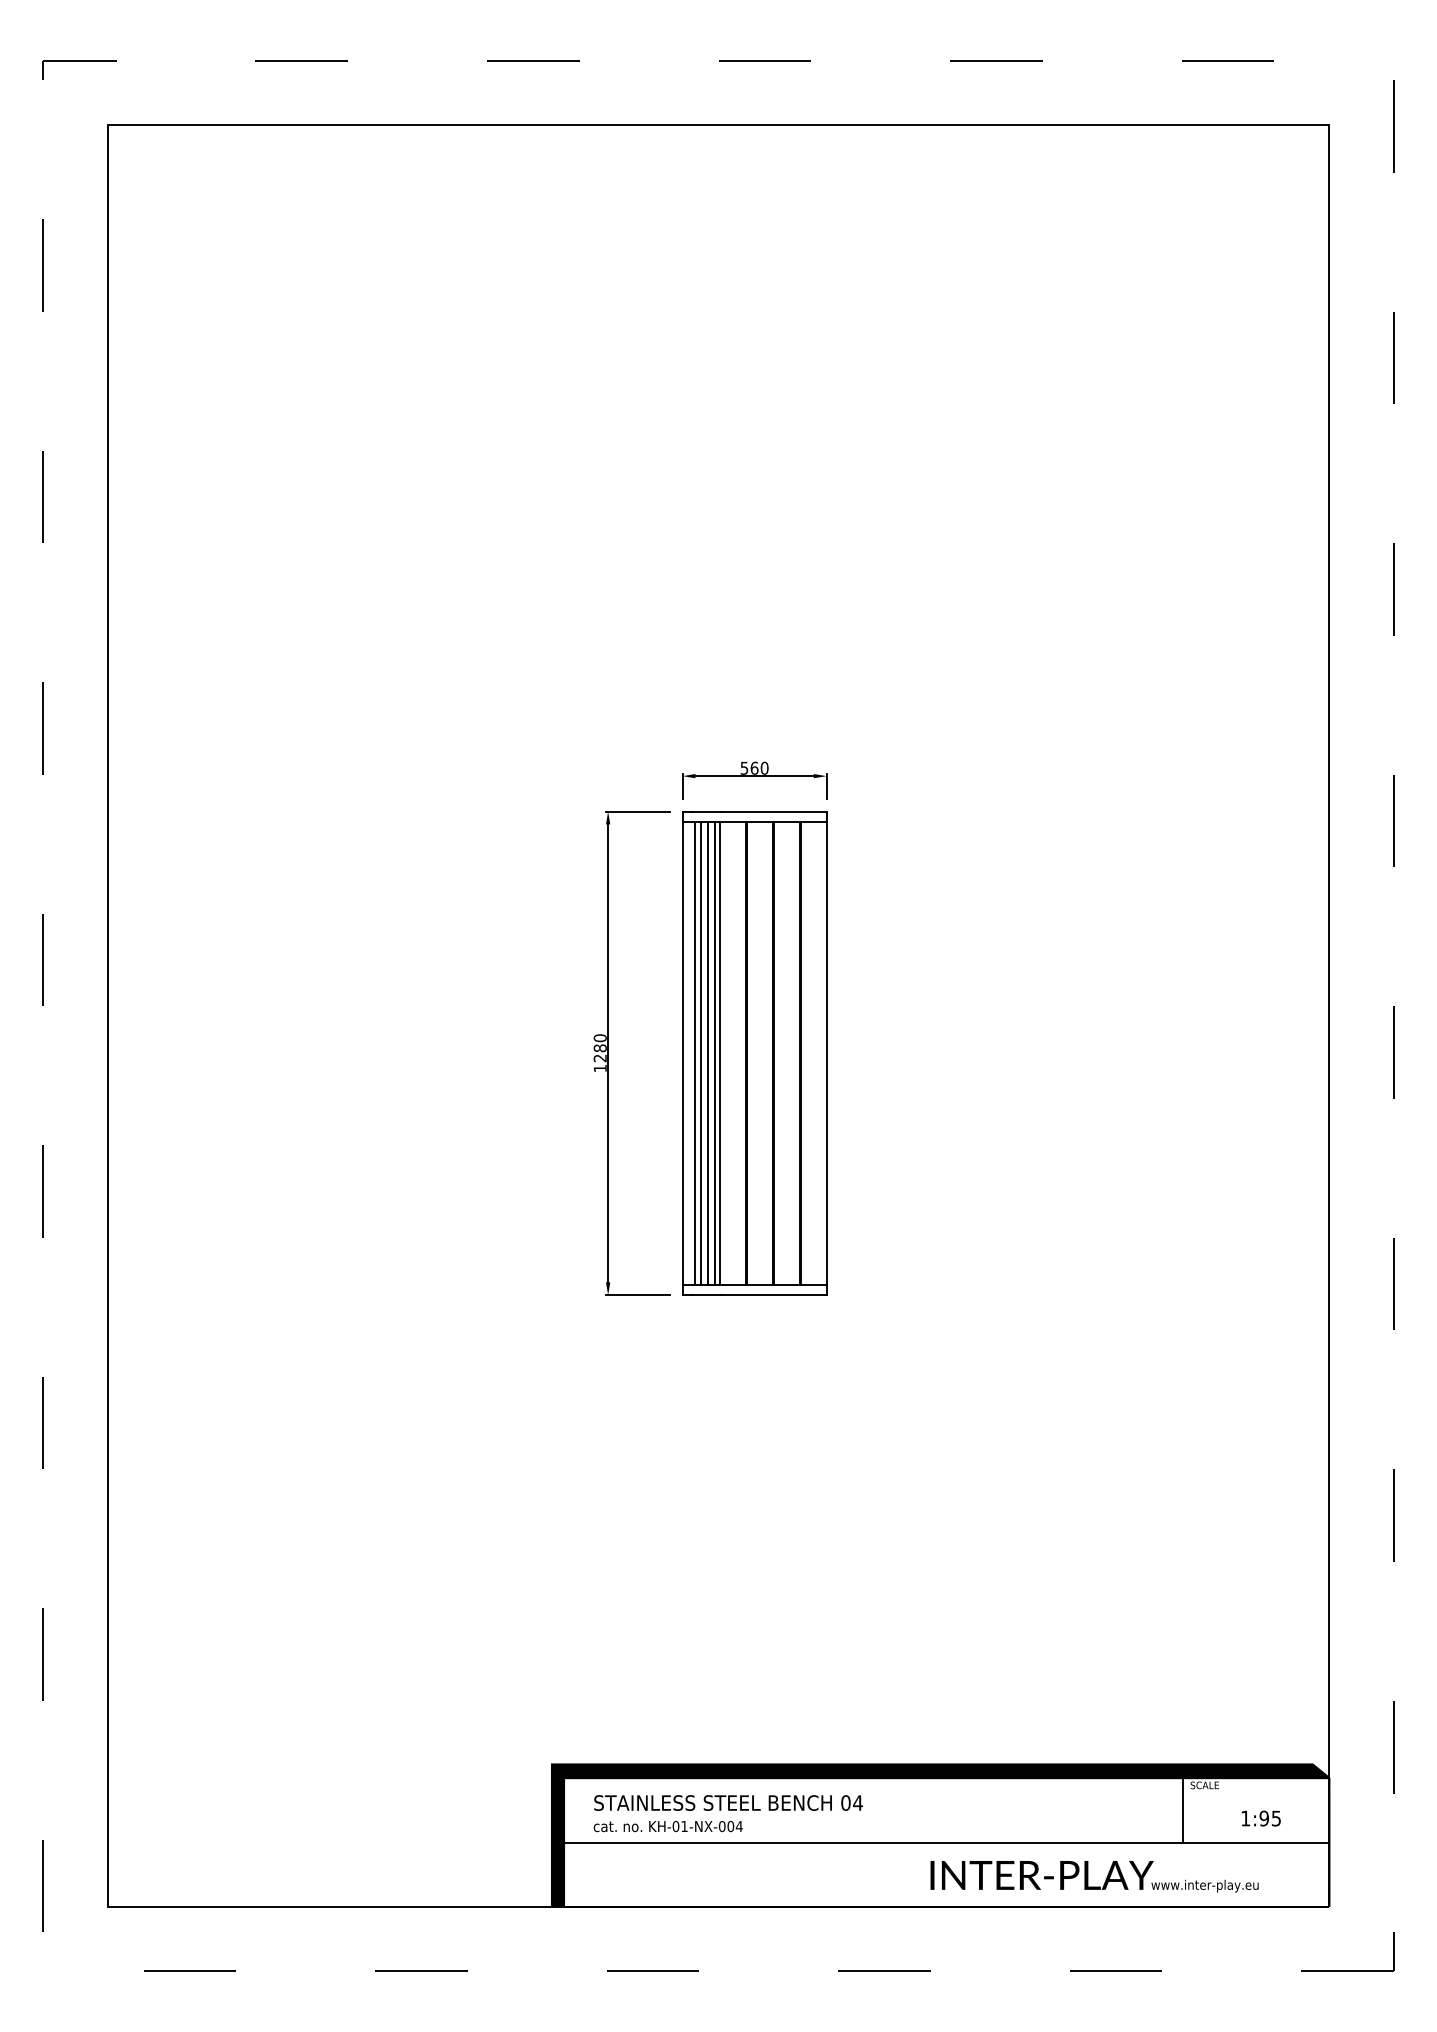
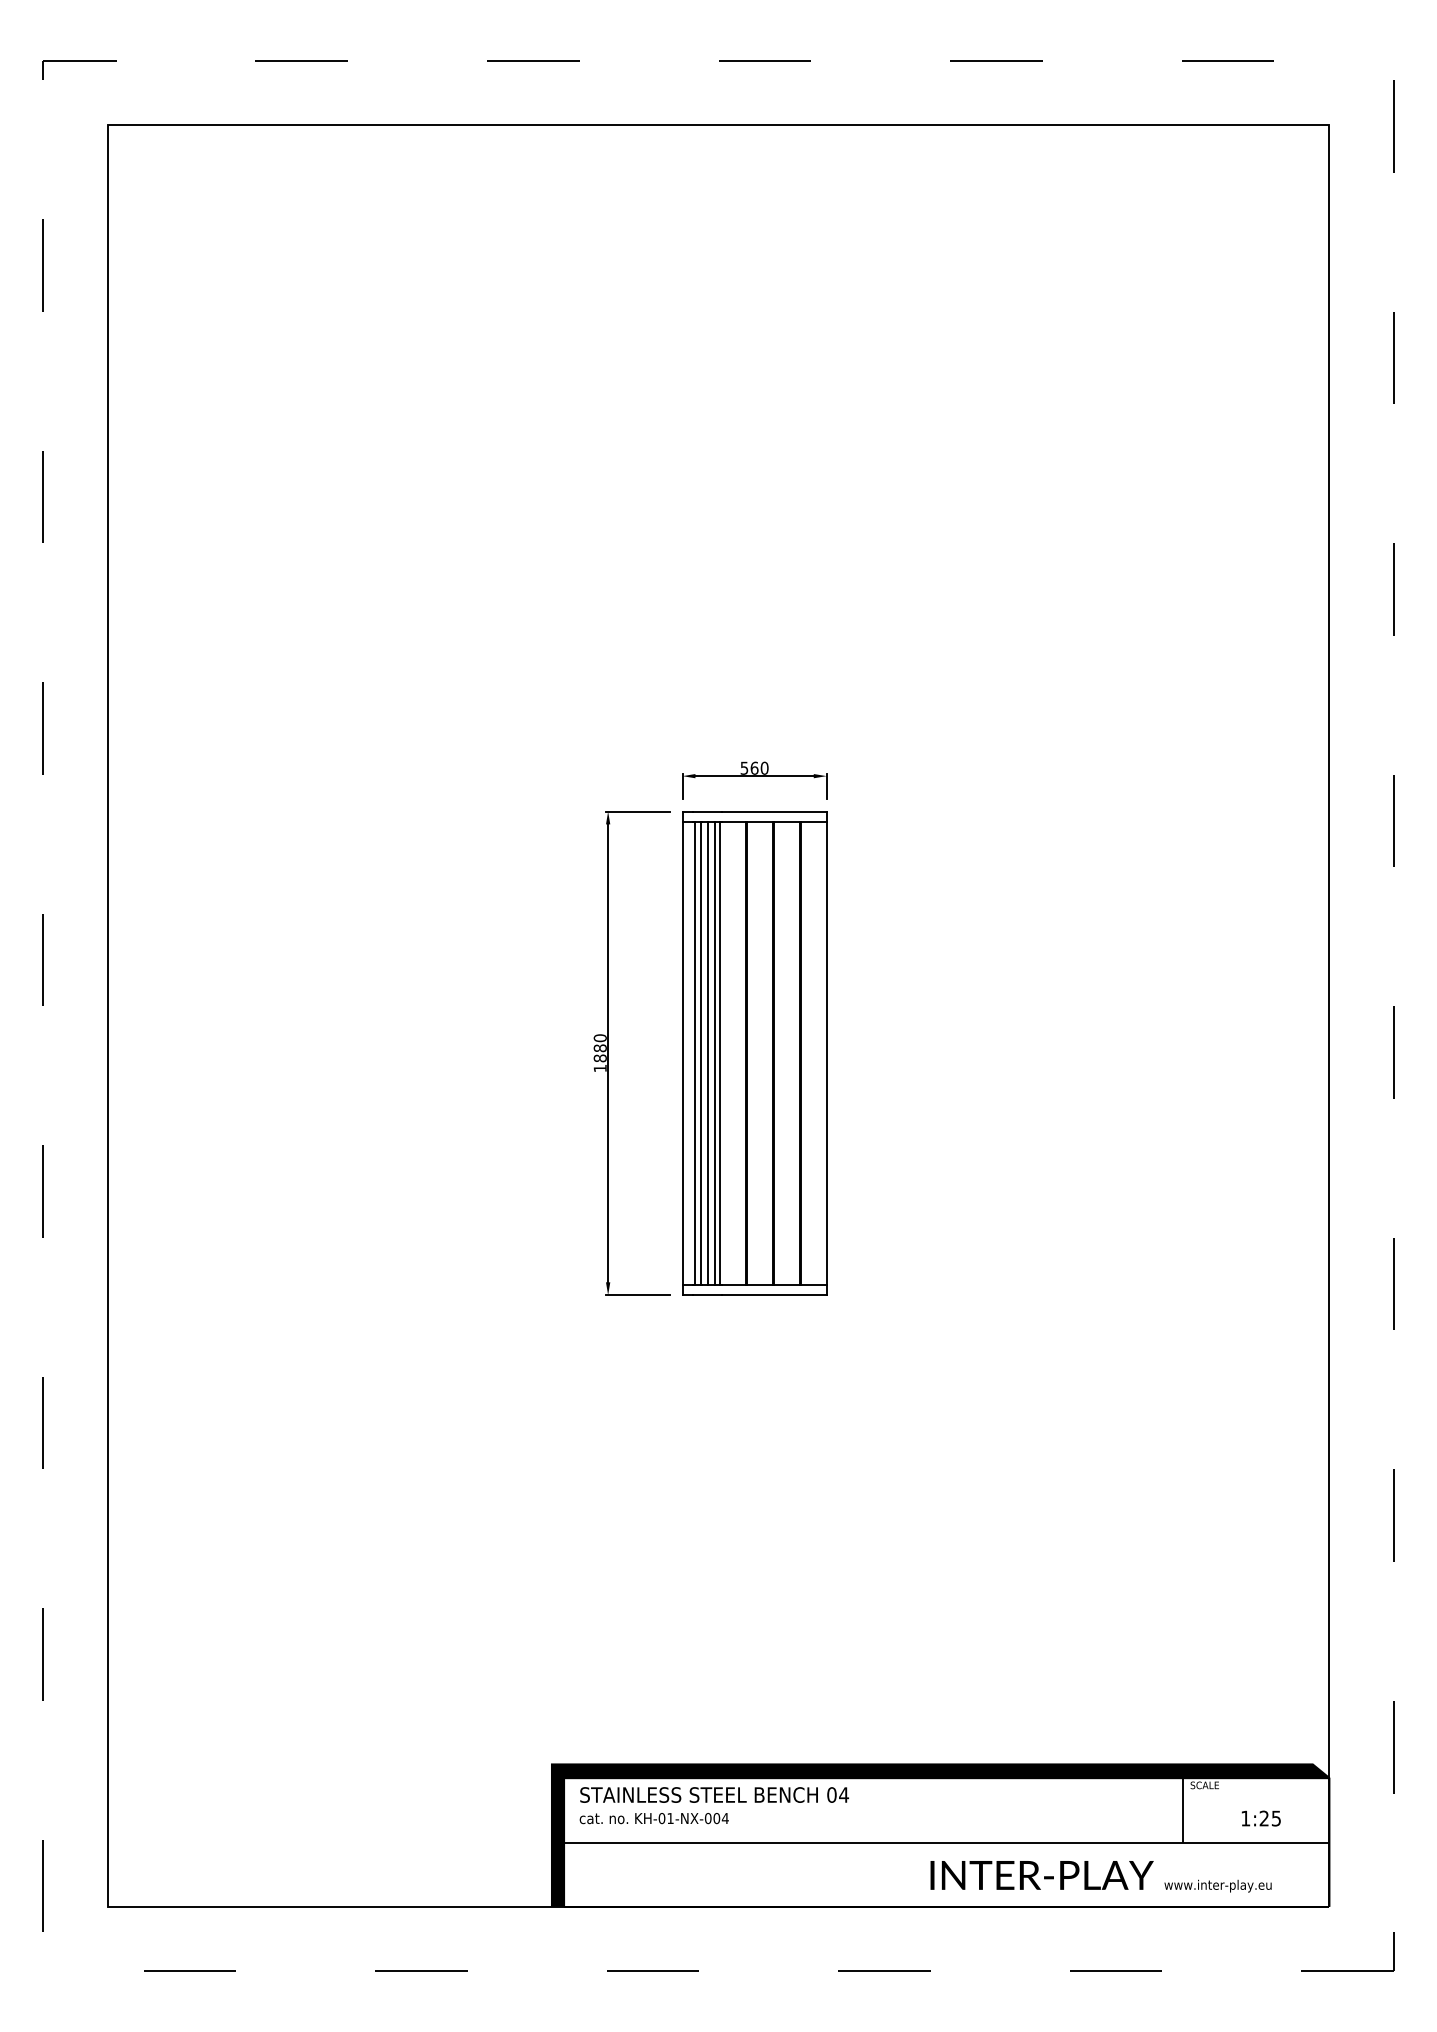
text: 1280 -> 1880 (599, 1058)
text position: (727, 1813) -> (713, 1805) (713, 1805)
text: 1:95 -> 1:25 (1263, 1818)
text position: (1204, 1885) -> (1217, 1885) (1217, 1885)
